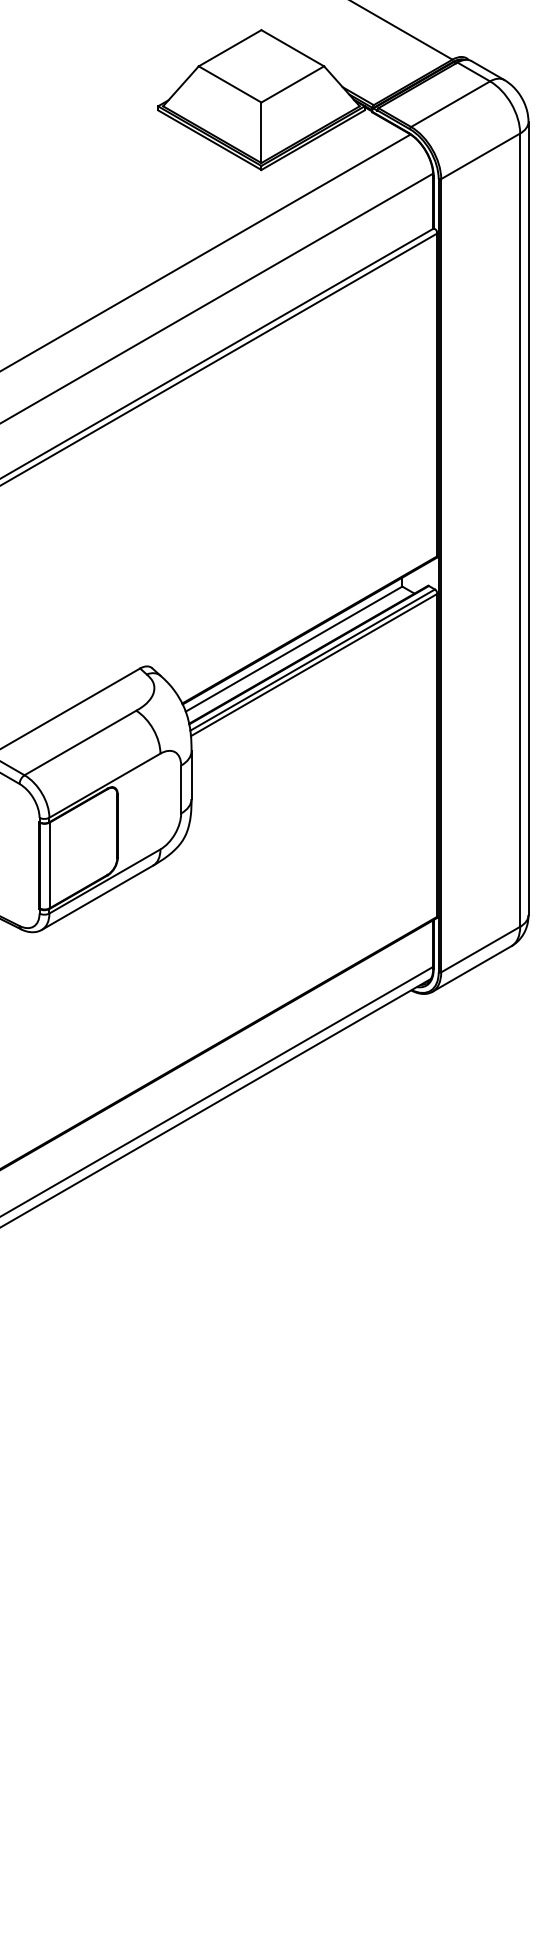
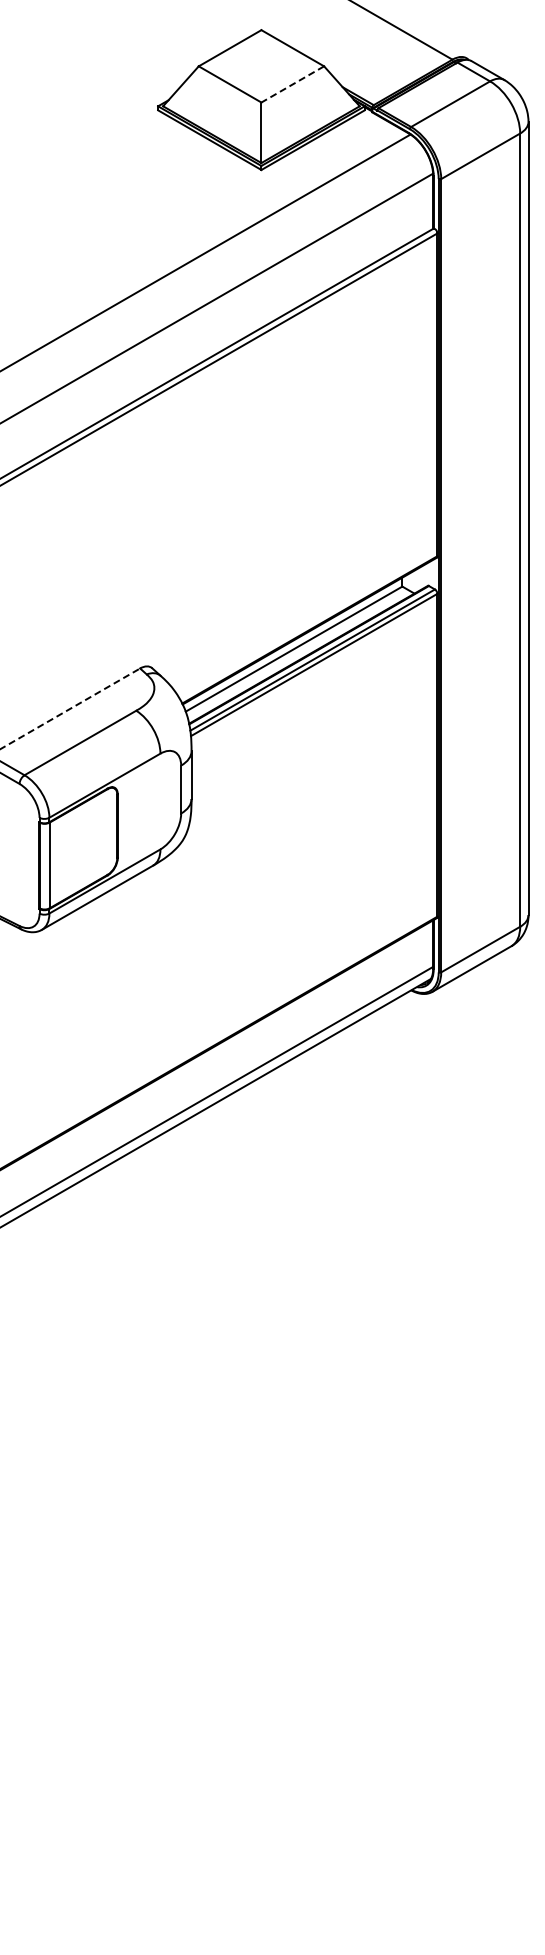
line: solid -> dashed (292, 84)
line: solid -> dashed (70, 708)
